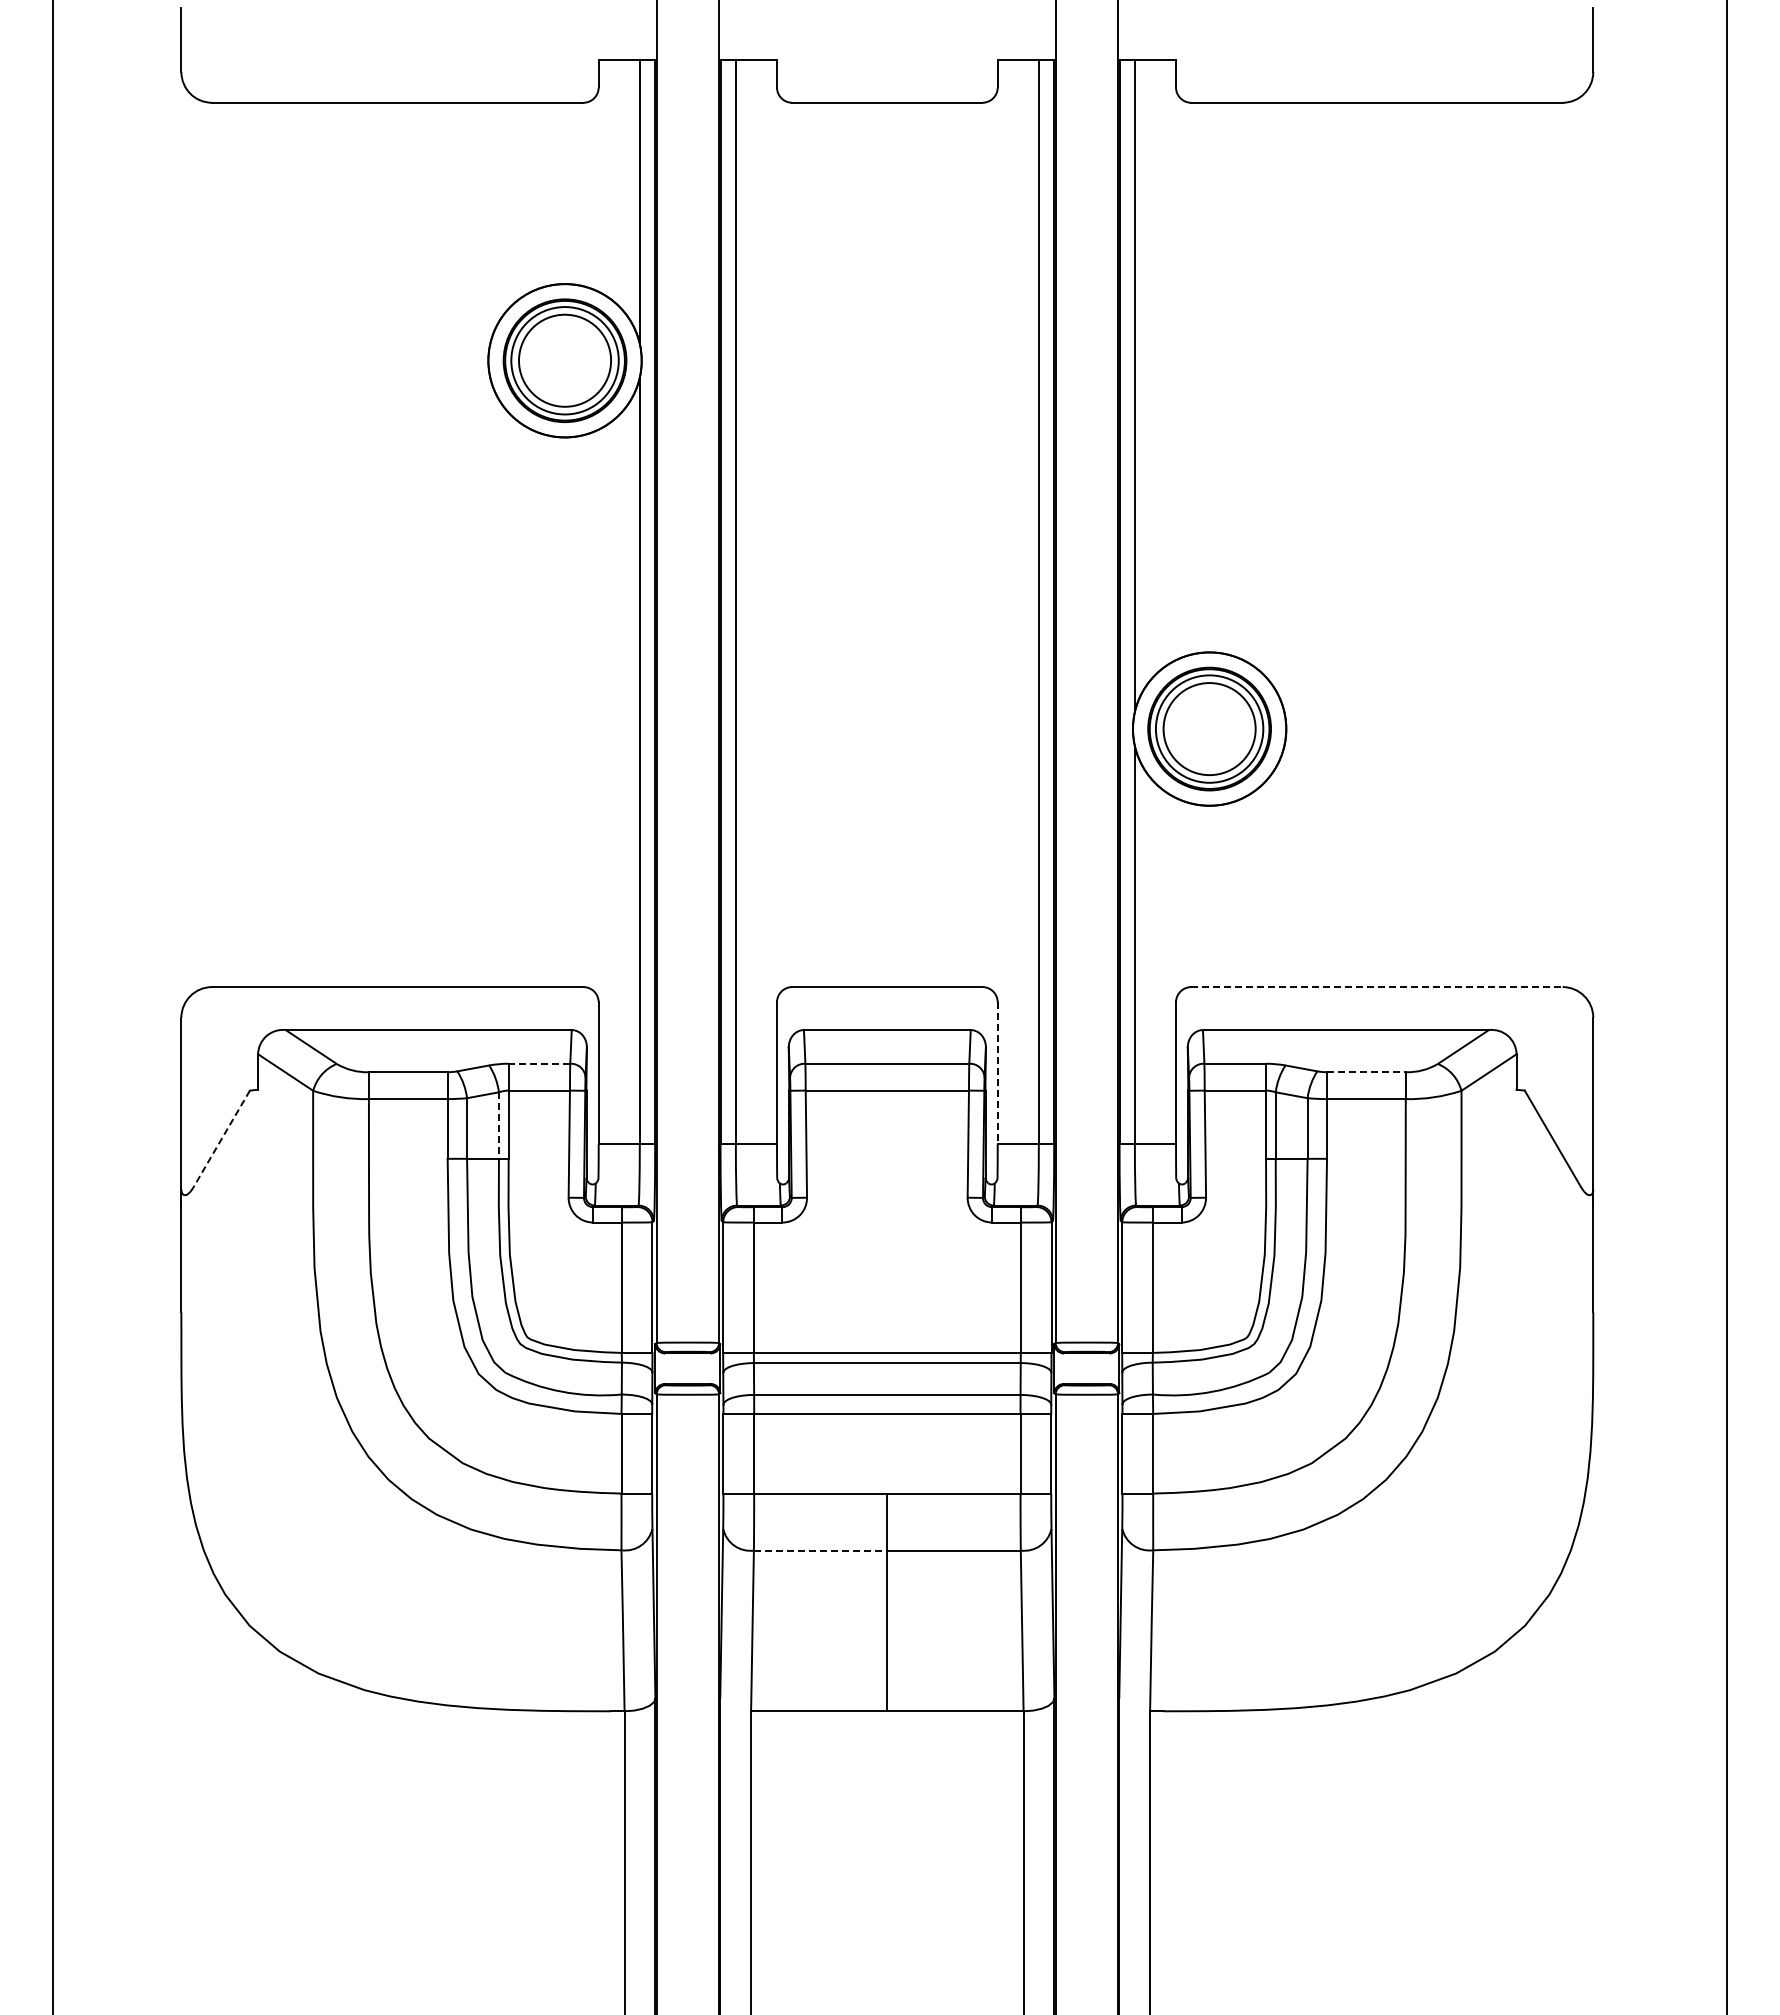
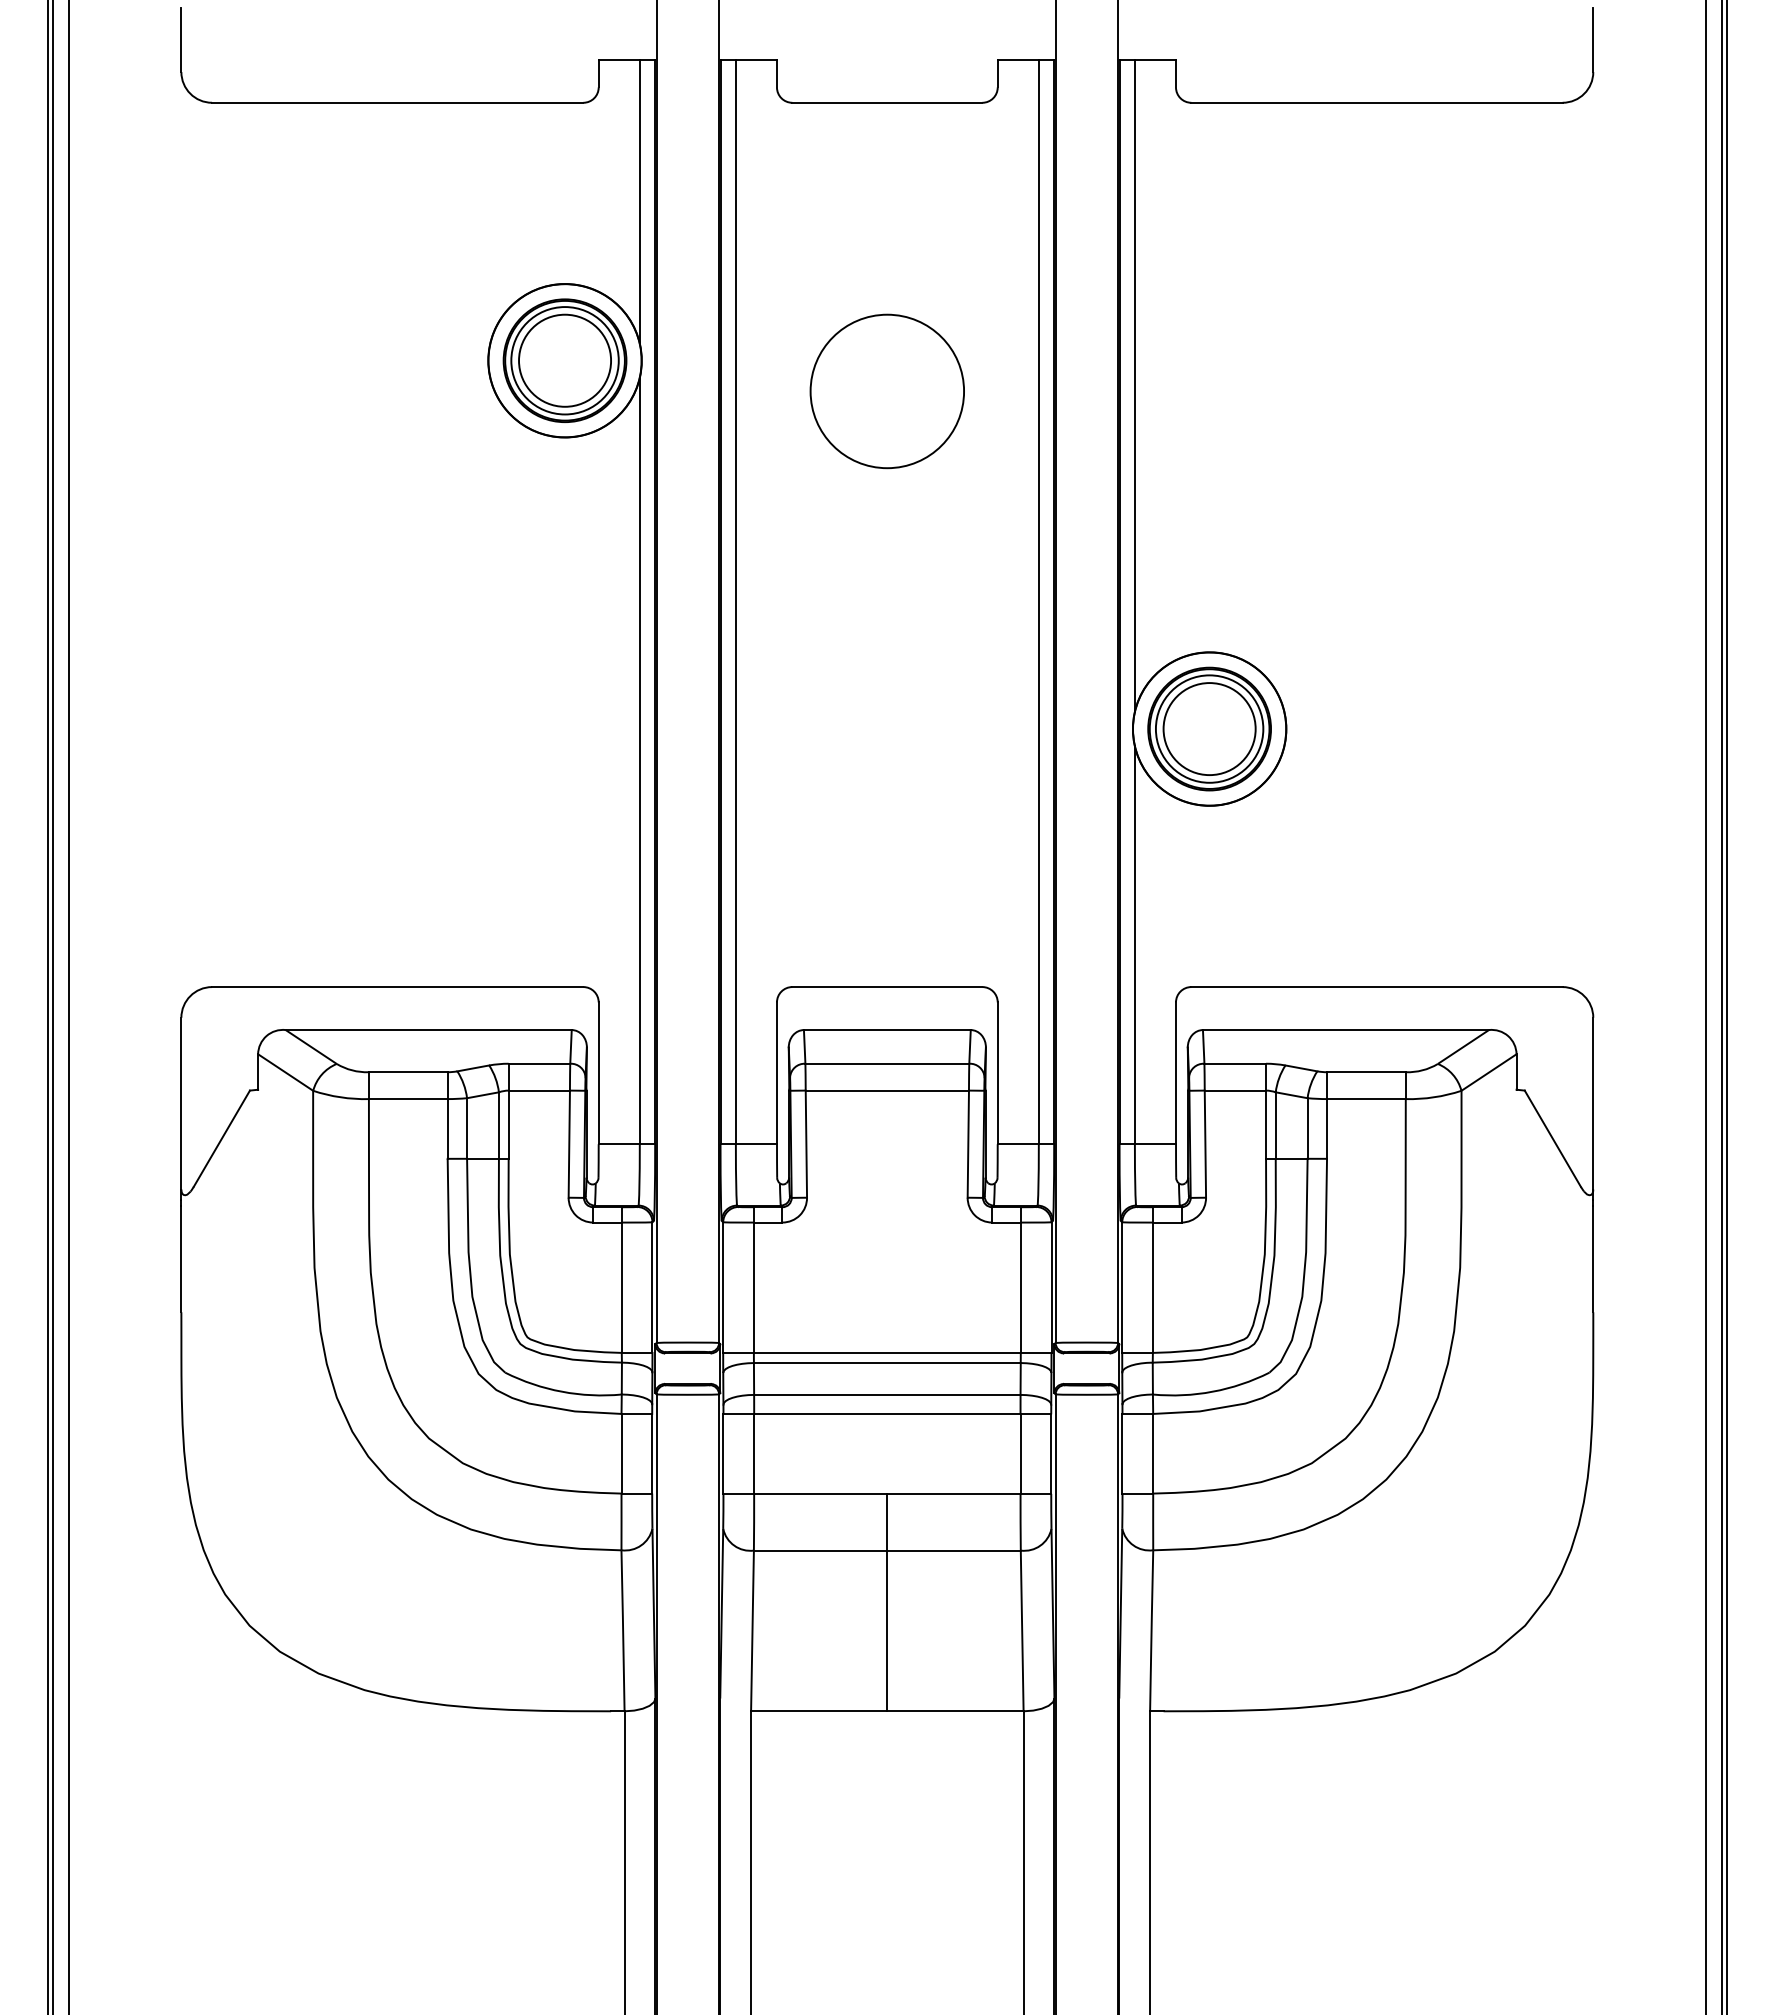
circle: none -> present (886, 391)
line: dashed -> solid (1376, 987)
line: none -> present (47, 1006)
line: none -> present (68, 1006)
line: none -> present (1706, 1006)
line: none -> present (1721, 1006)
line: dashed -> solid (539, 1063)
line: dashed -> solid (1366, 1072)
line: dashed -> solid (997, 1073)
line: dashed -> solid (498, 1126)
line: dashed -> solid (221, 1138)
line: dashed -> solid (820, 1550)
